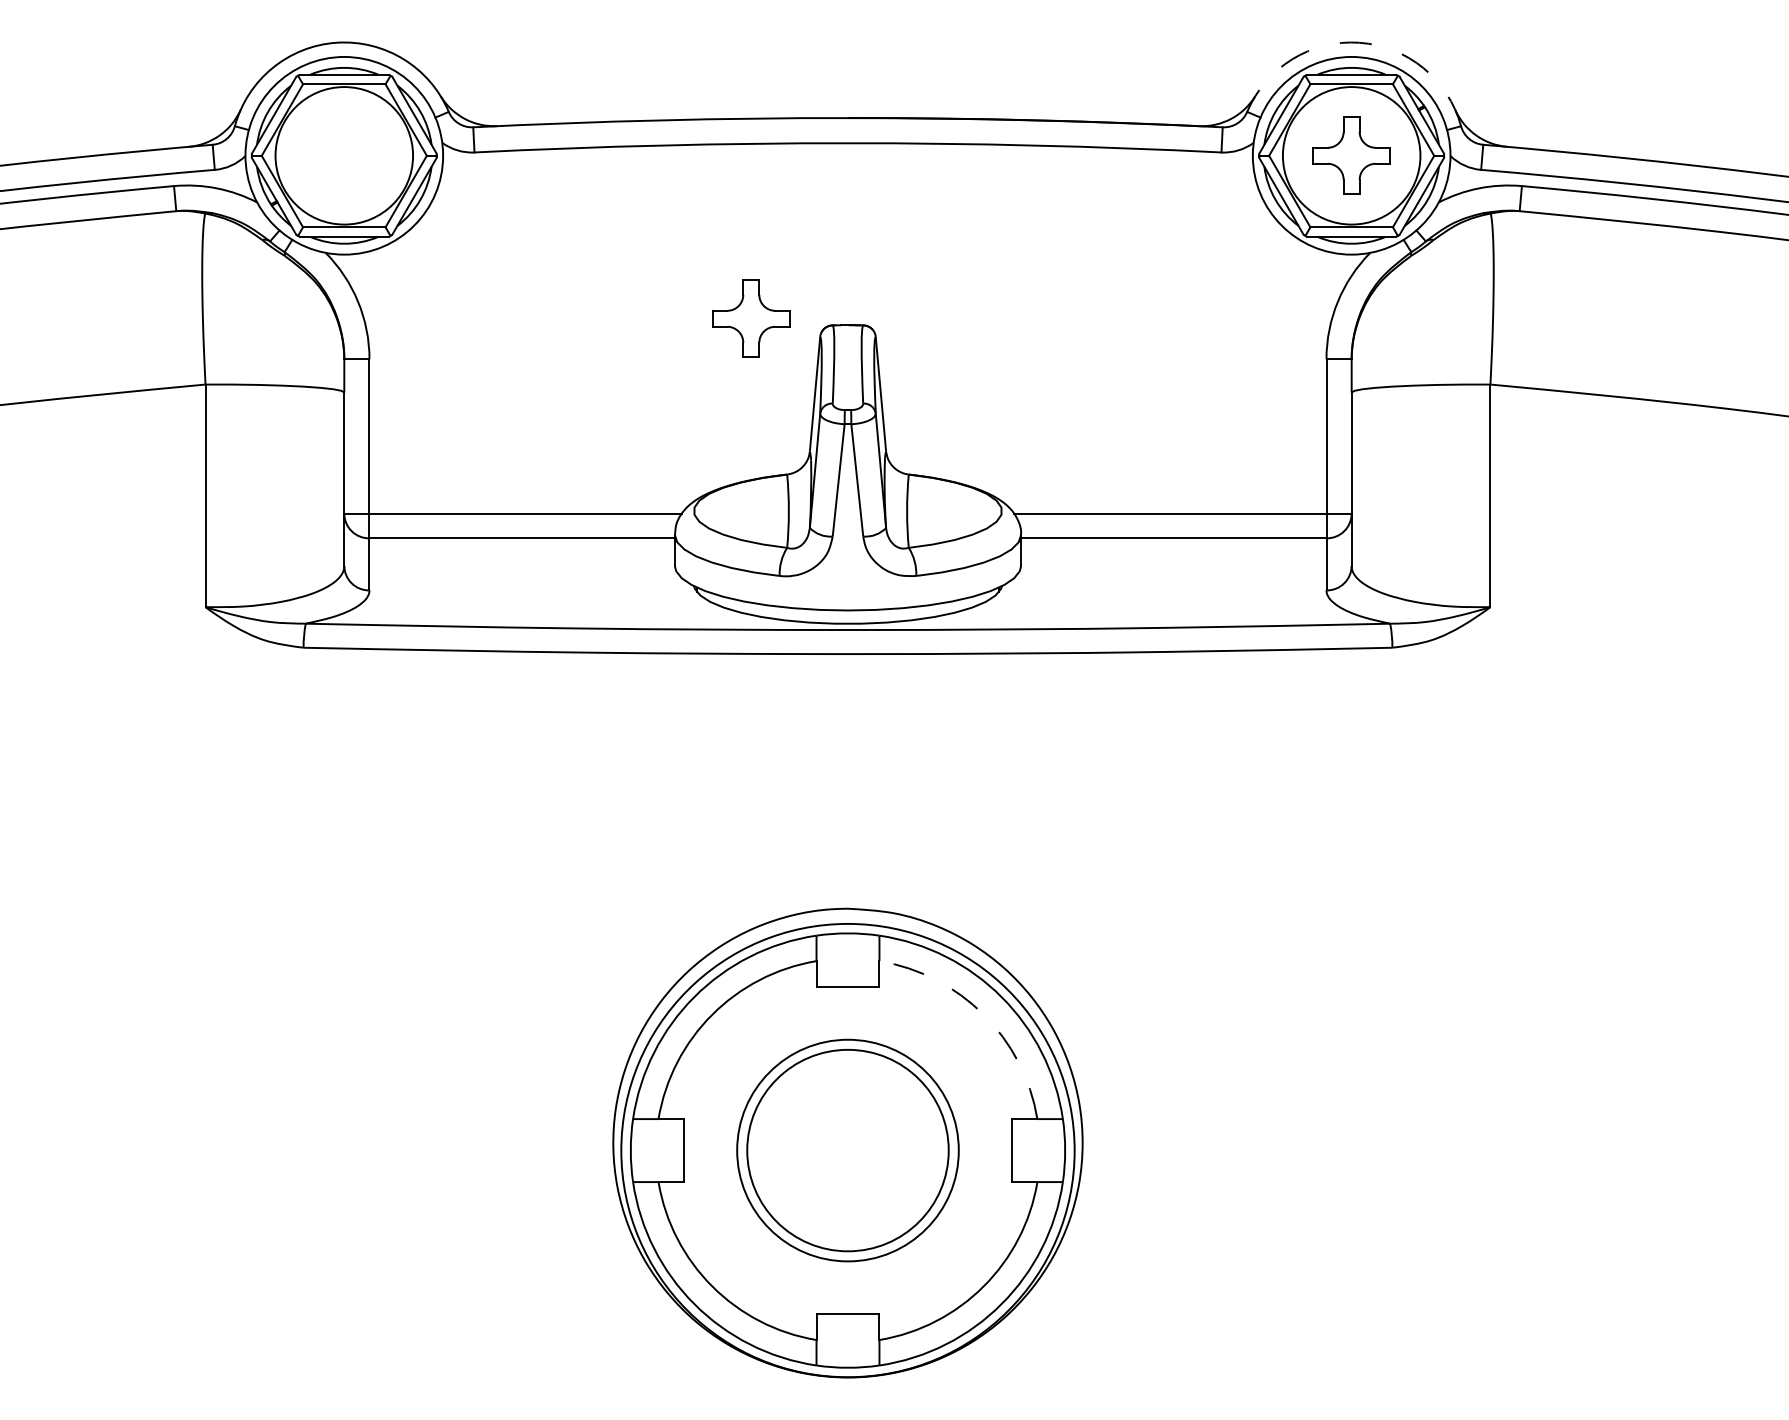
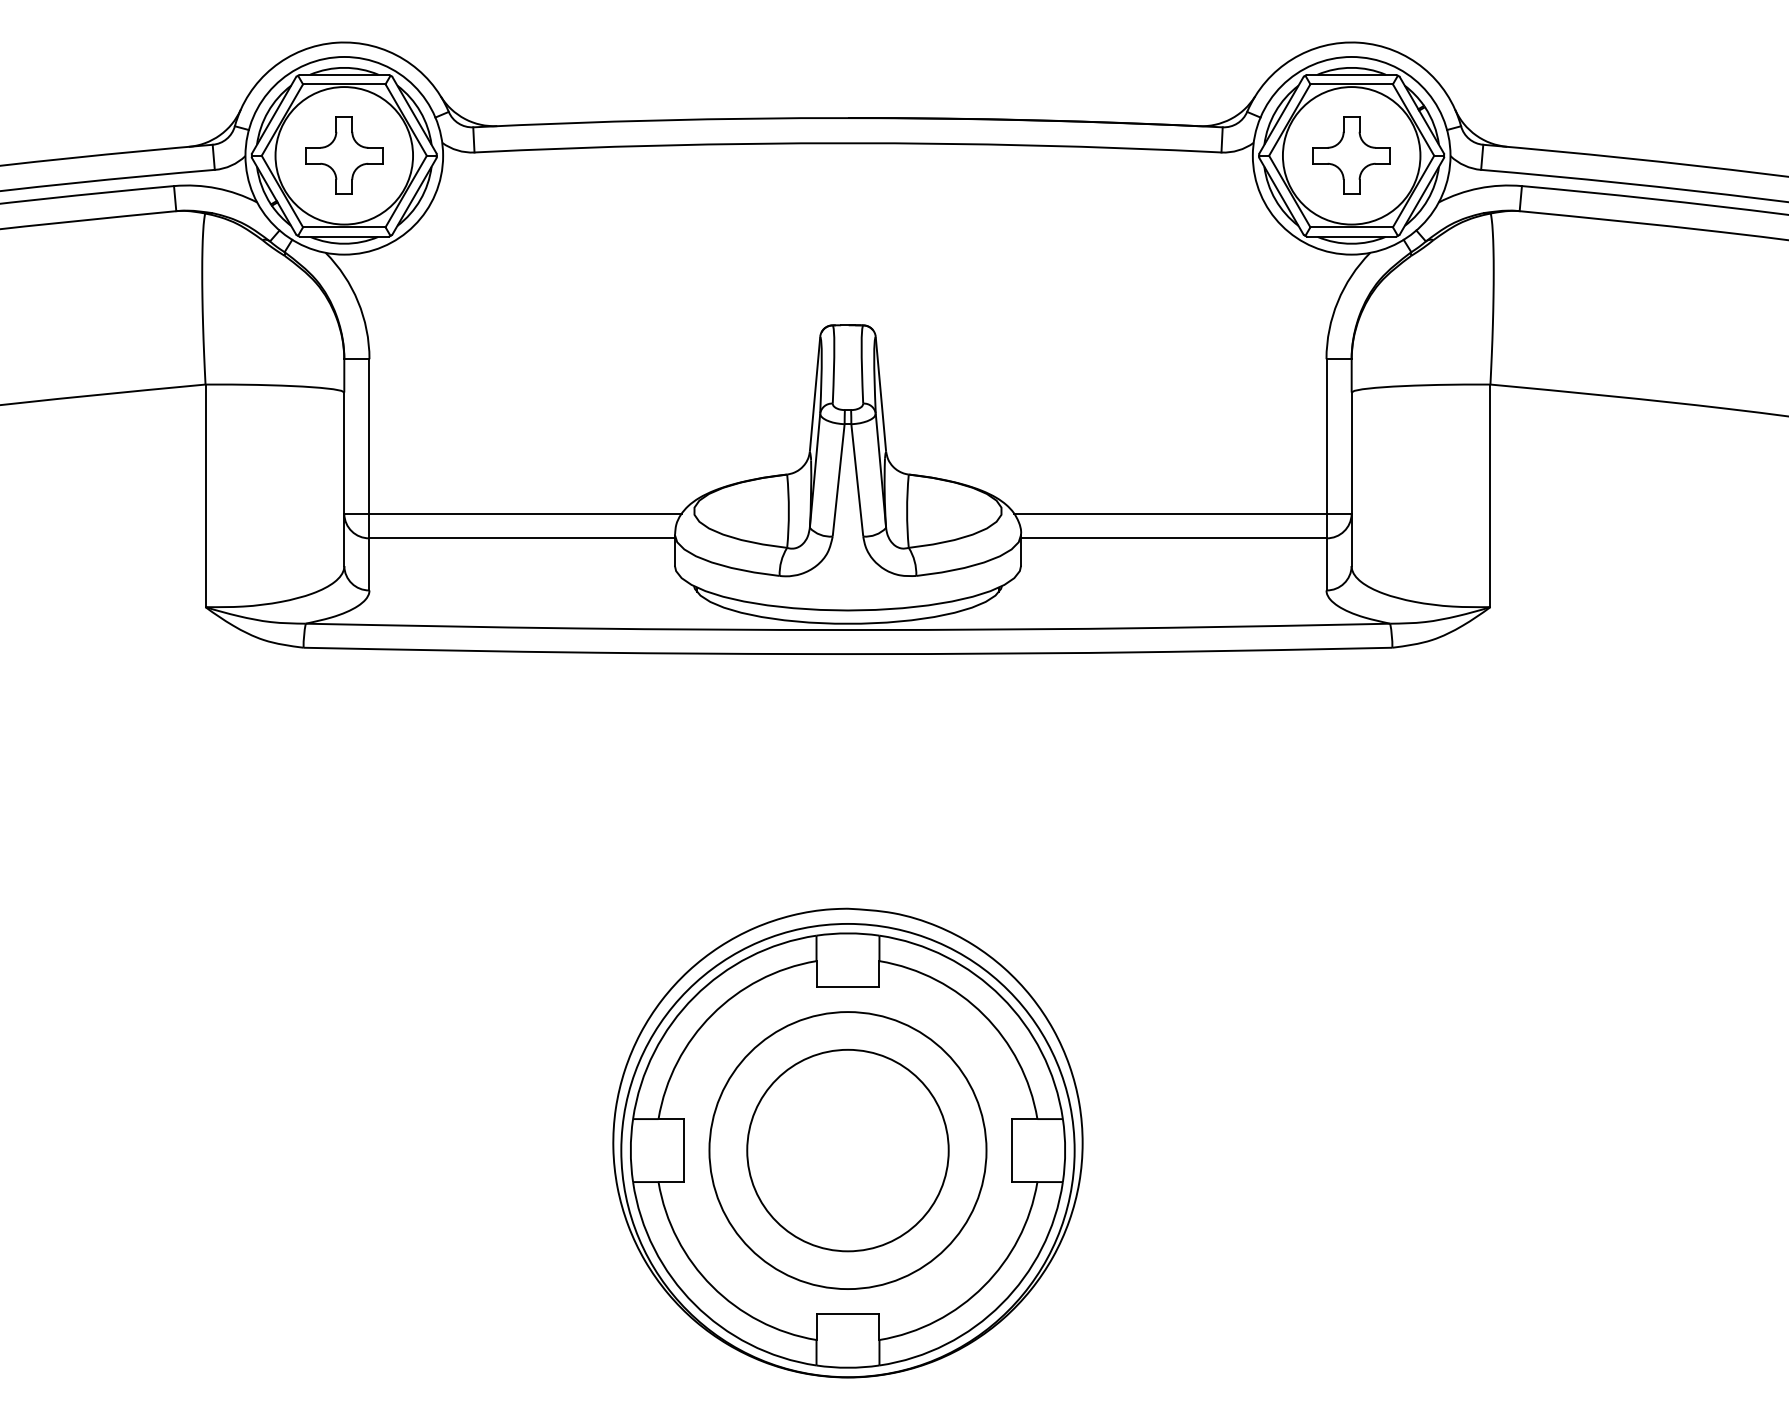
arc: dashed -> solid (1359, 42)
part position: (751, 318) -> (344, 155) (344, 155)
arc: dashed -> solid (983, 1014)
circle diameter: 222 px -> 277 px (847, 1150)
